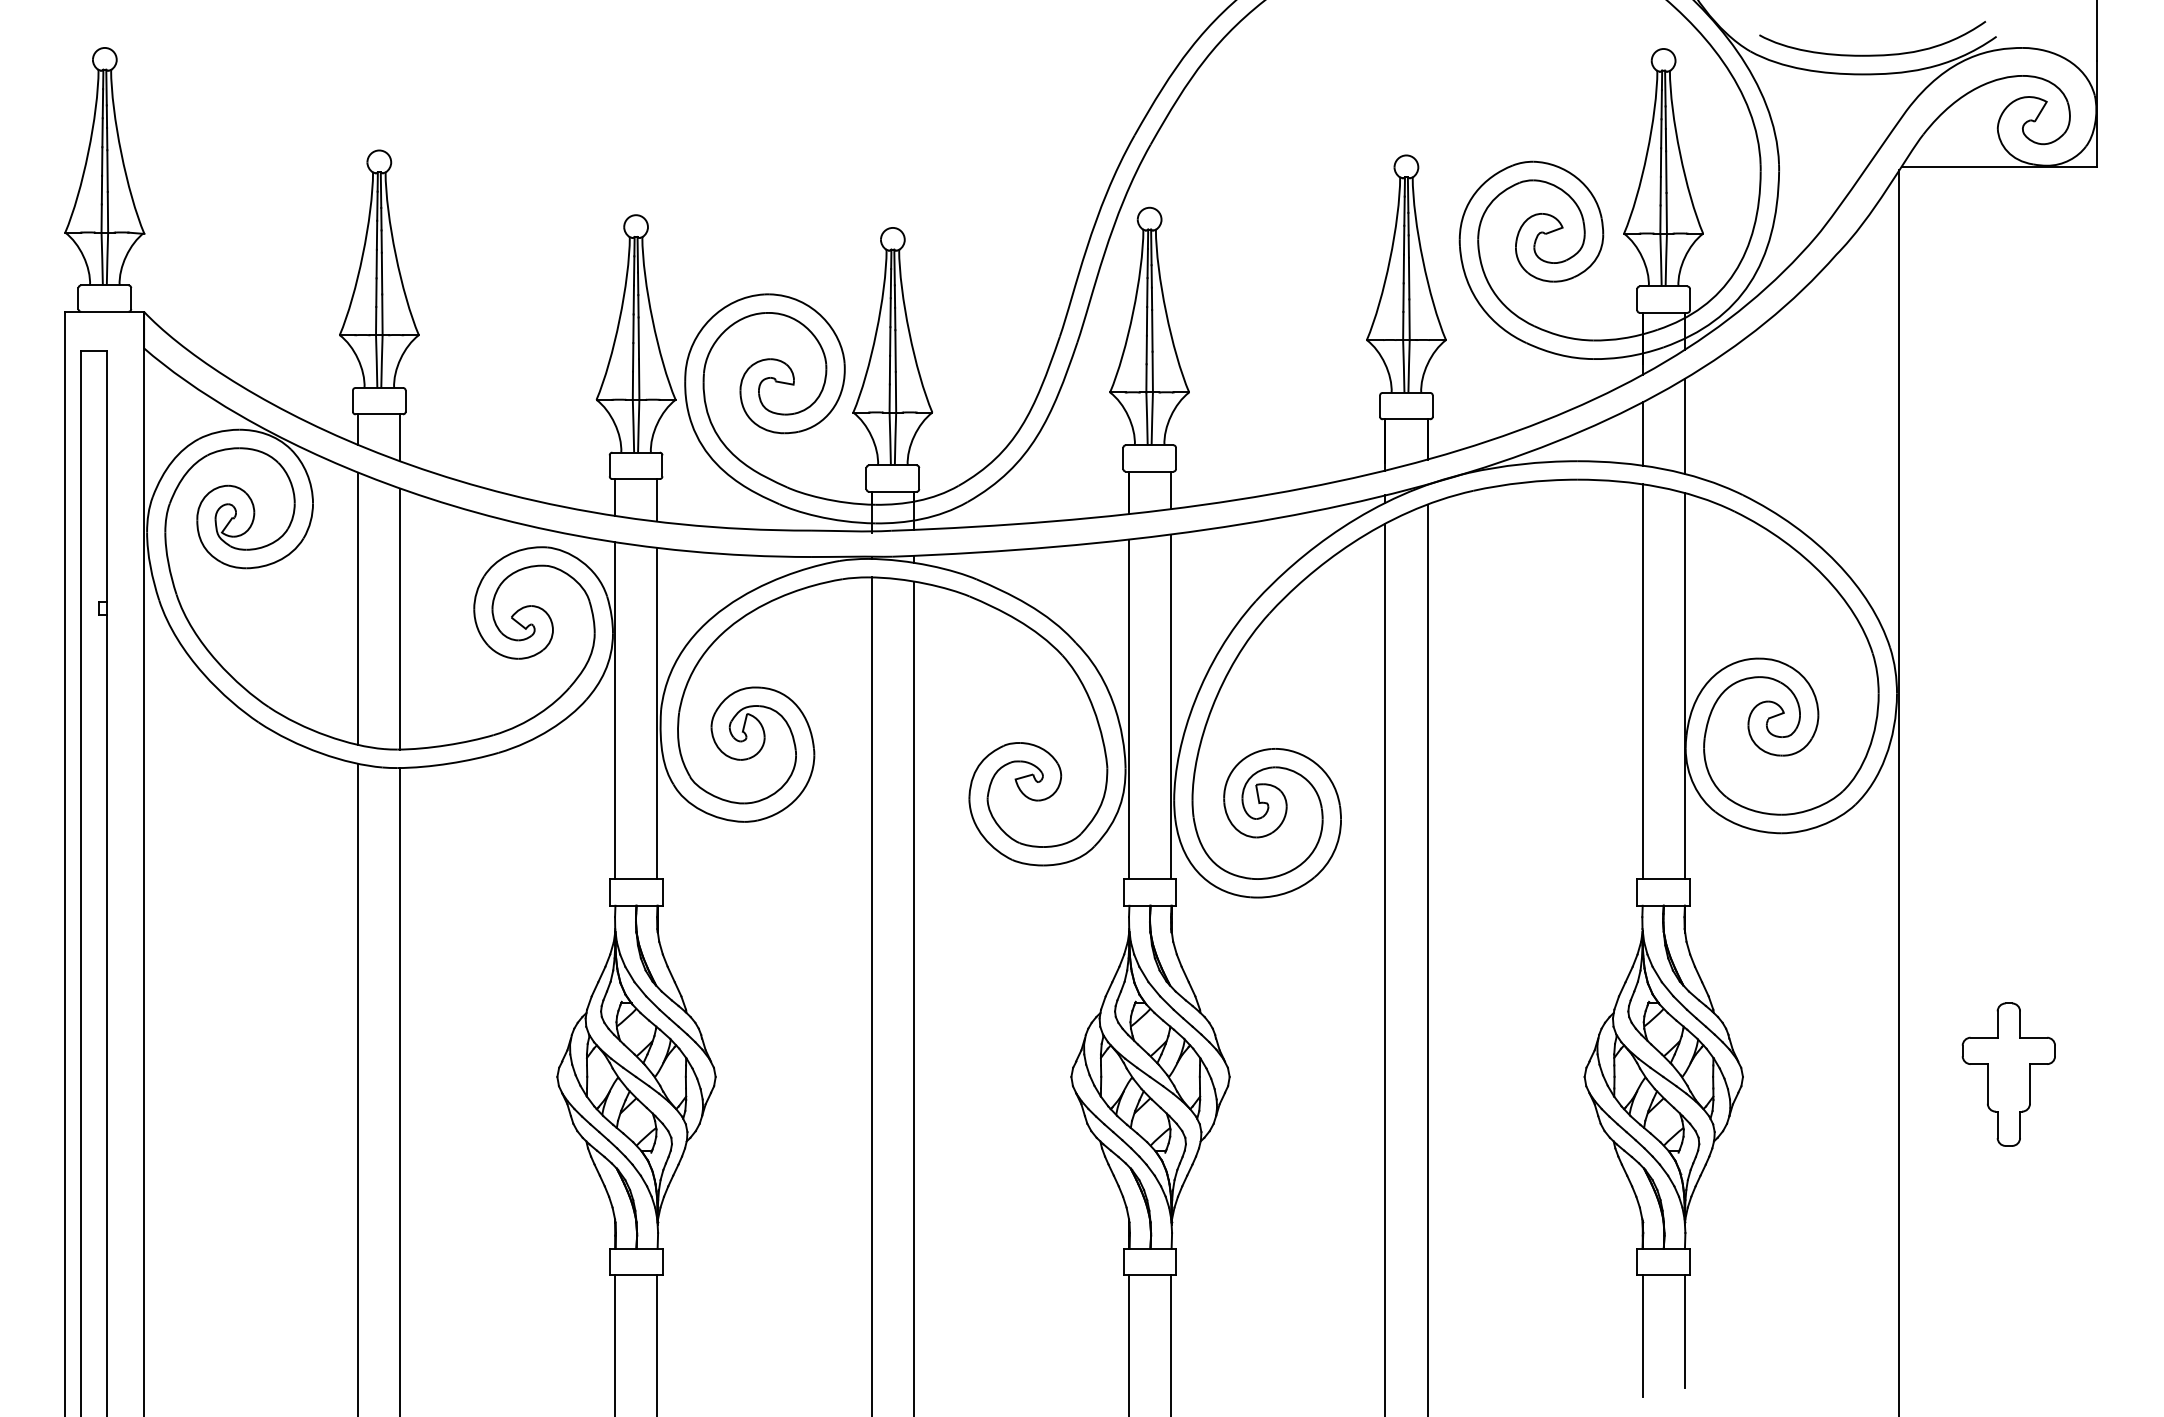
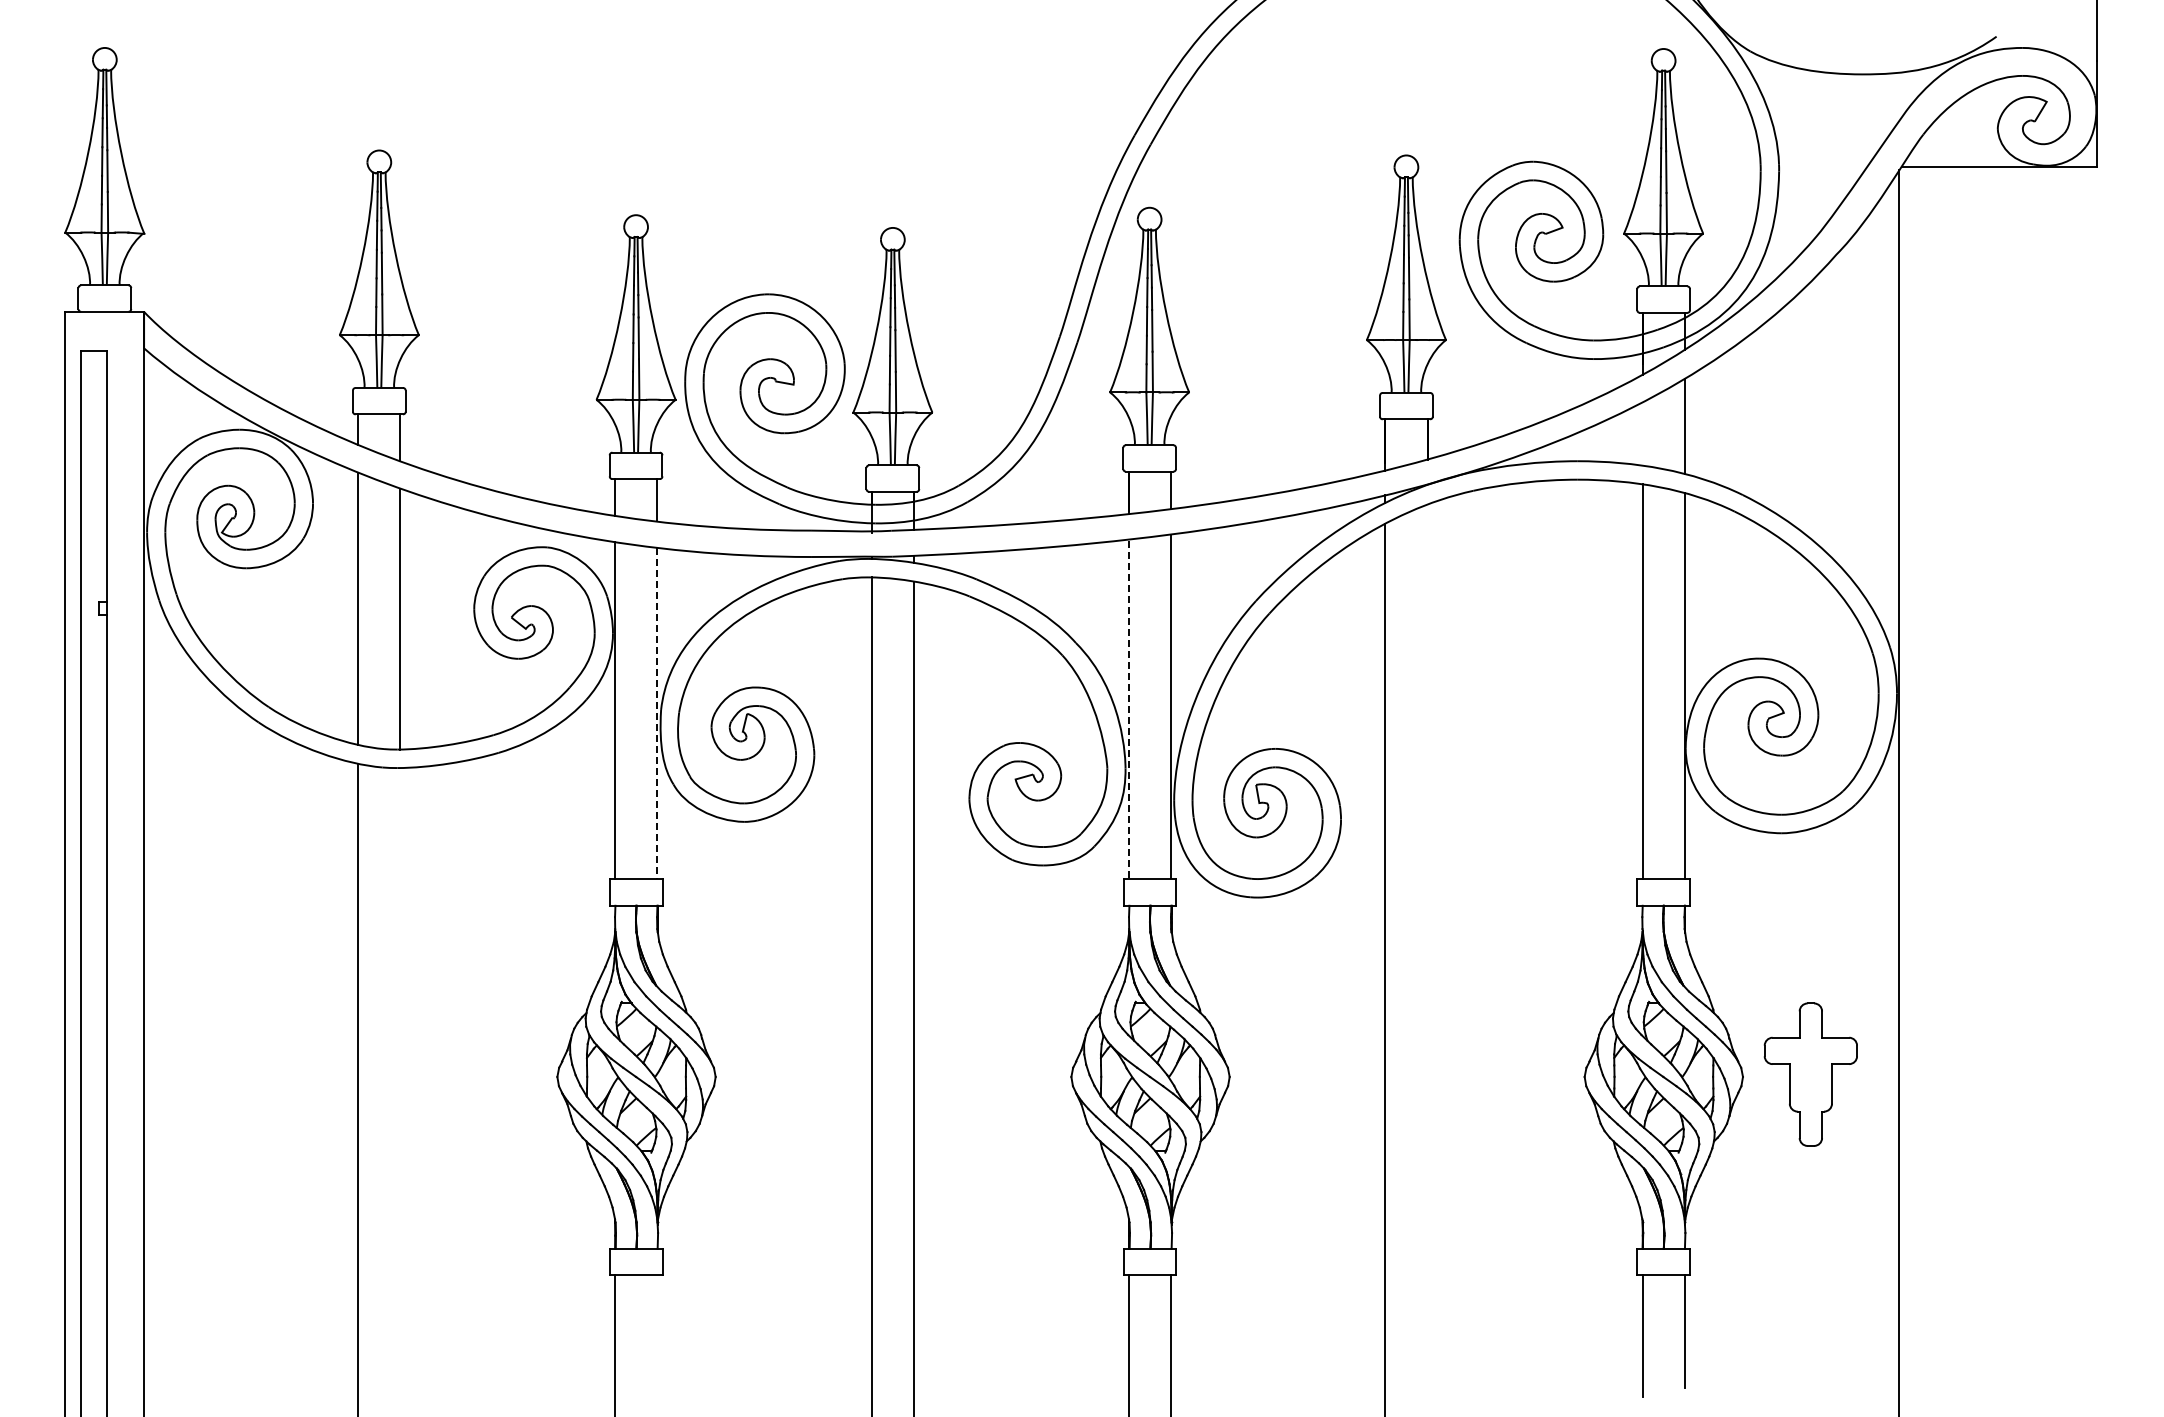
part: present -> none (1872, 54)
line: present -> none (1642, 433)
line: solid -> dashed (1128, 708)
line: solid -> dashed (657, 713)
line: present -> none (1427, 958)
part position: (2008, 1074) -> (1810, 1074) (1810, 1074)
line: present -> none (400, 1090)
line: present -> none (657, 1344)
